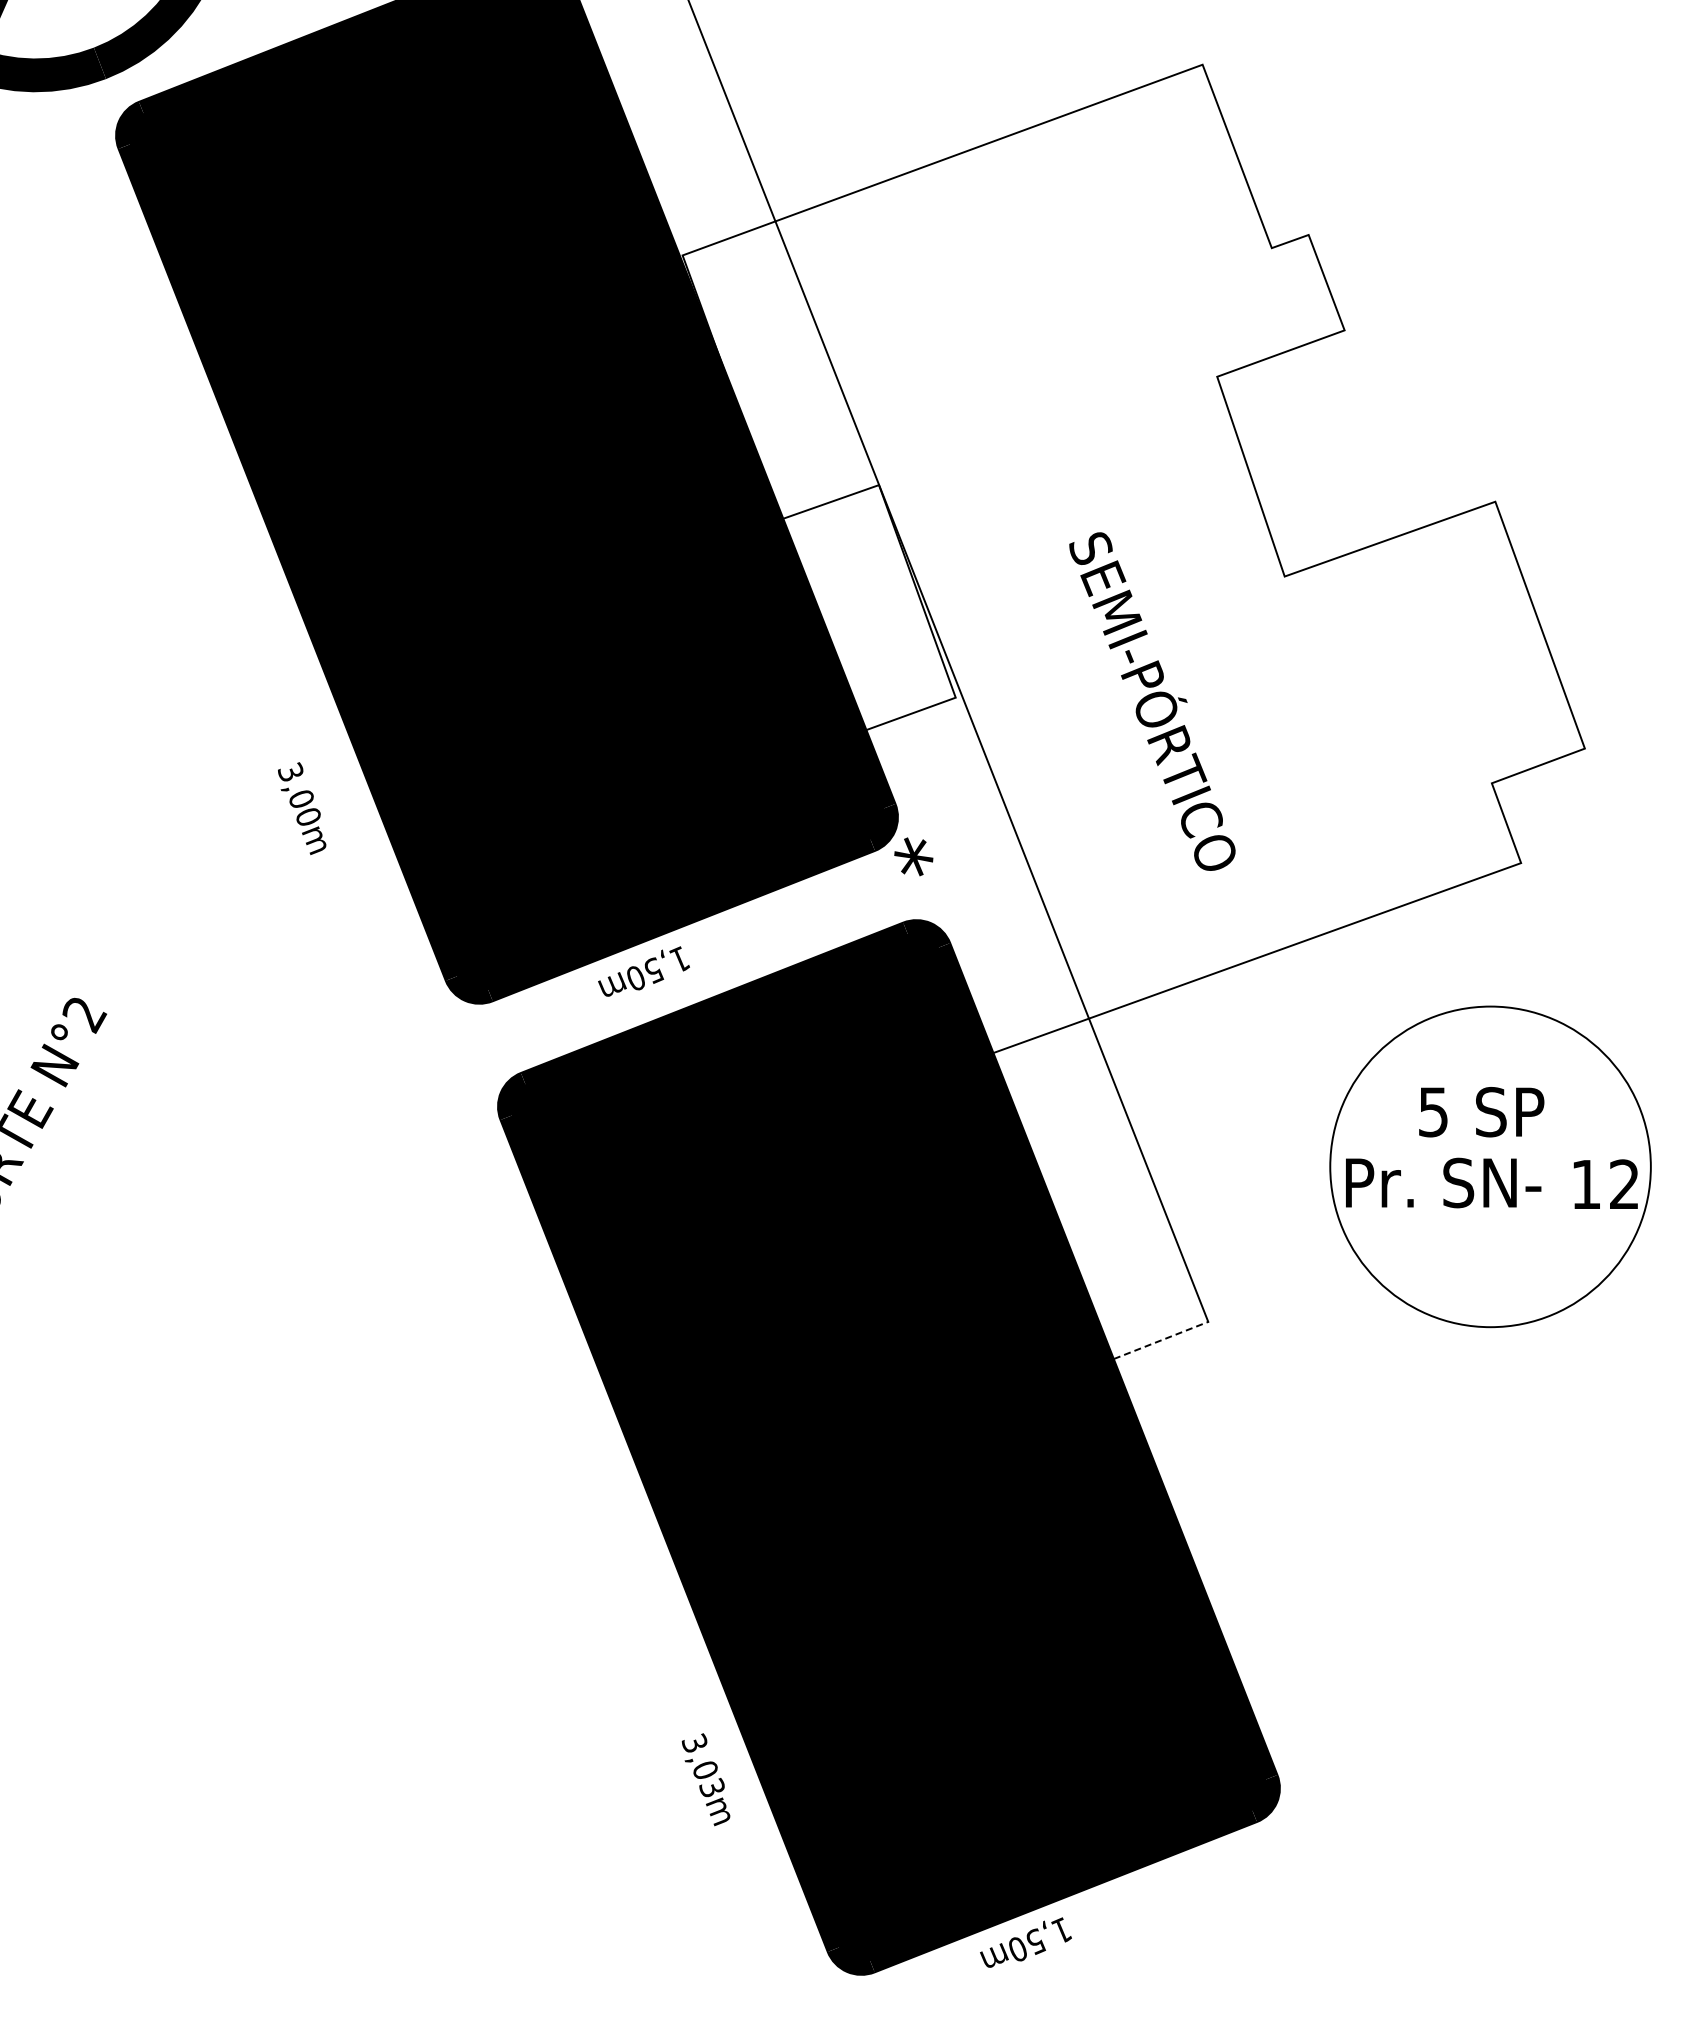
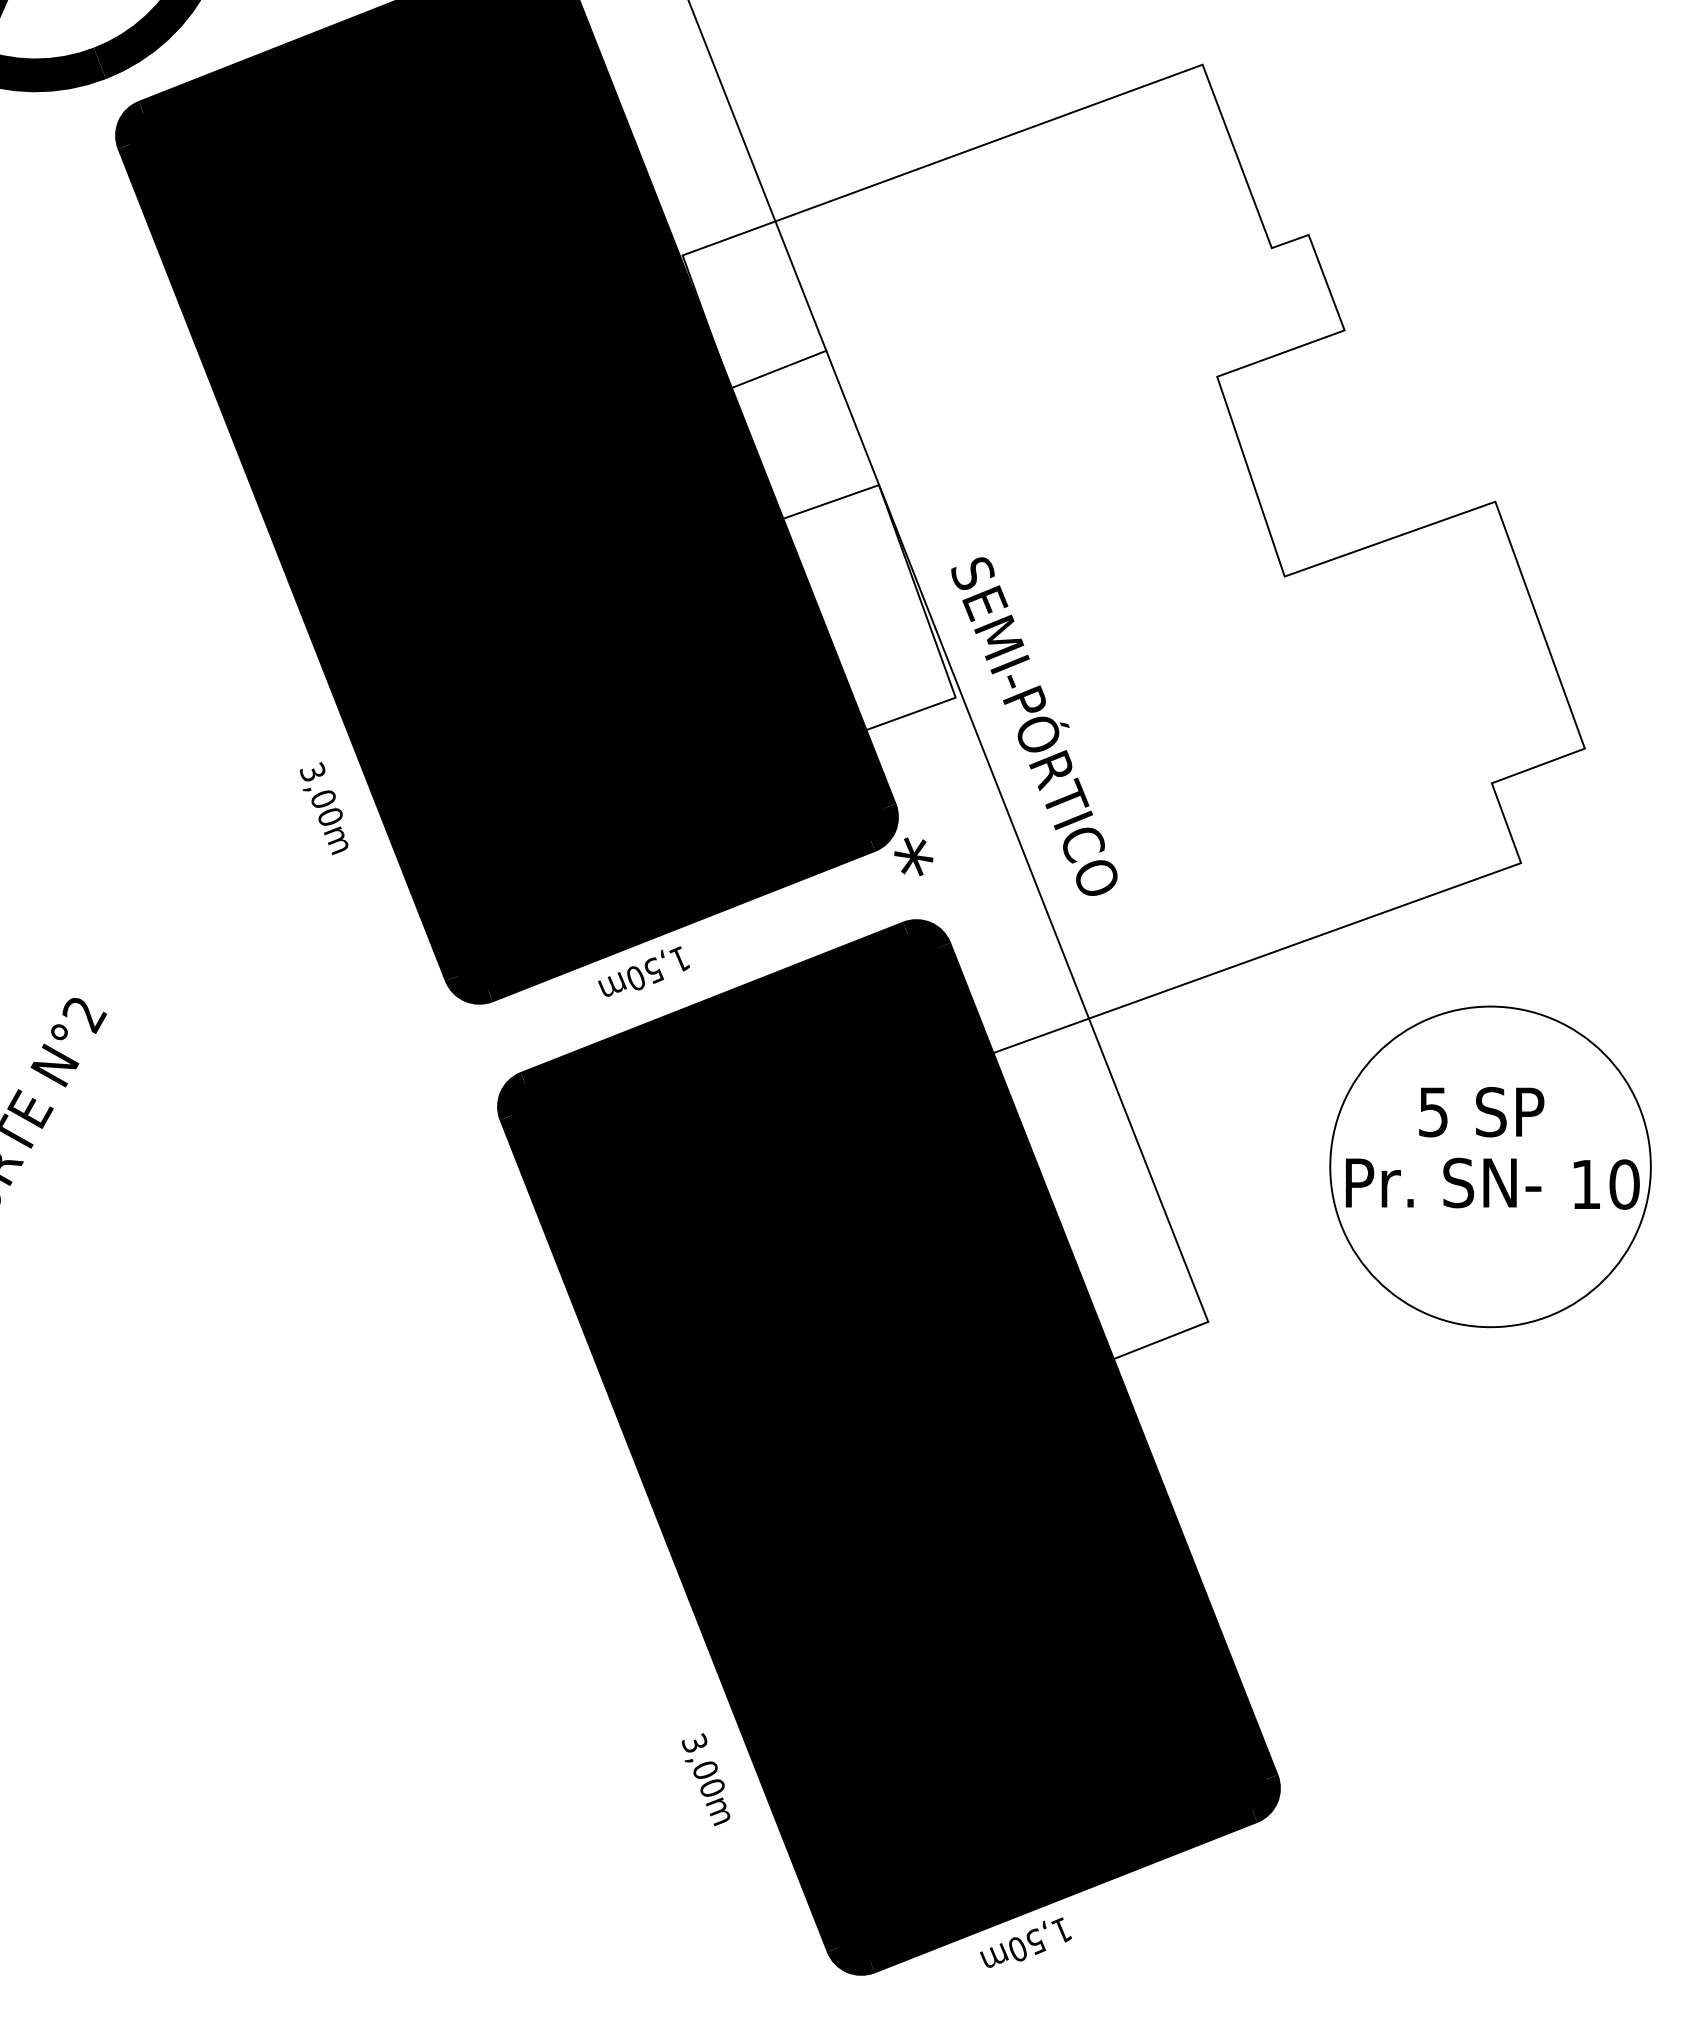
line: none -> present (778, 368)
text position: (1152, 701) -> (1034, 726) (1034, 726)
text position: (302, 808) -> (324, 808) (324, 808)
text: 12 -> 10 (1624, 1184)
line: dashed -> solid (1161, 1340)
text: 3,03m -> 3,00m (711, 1787)
